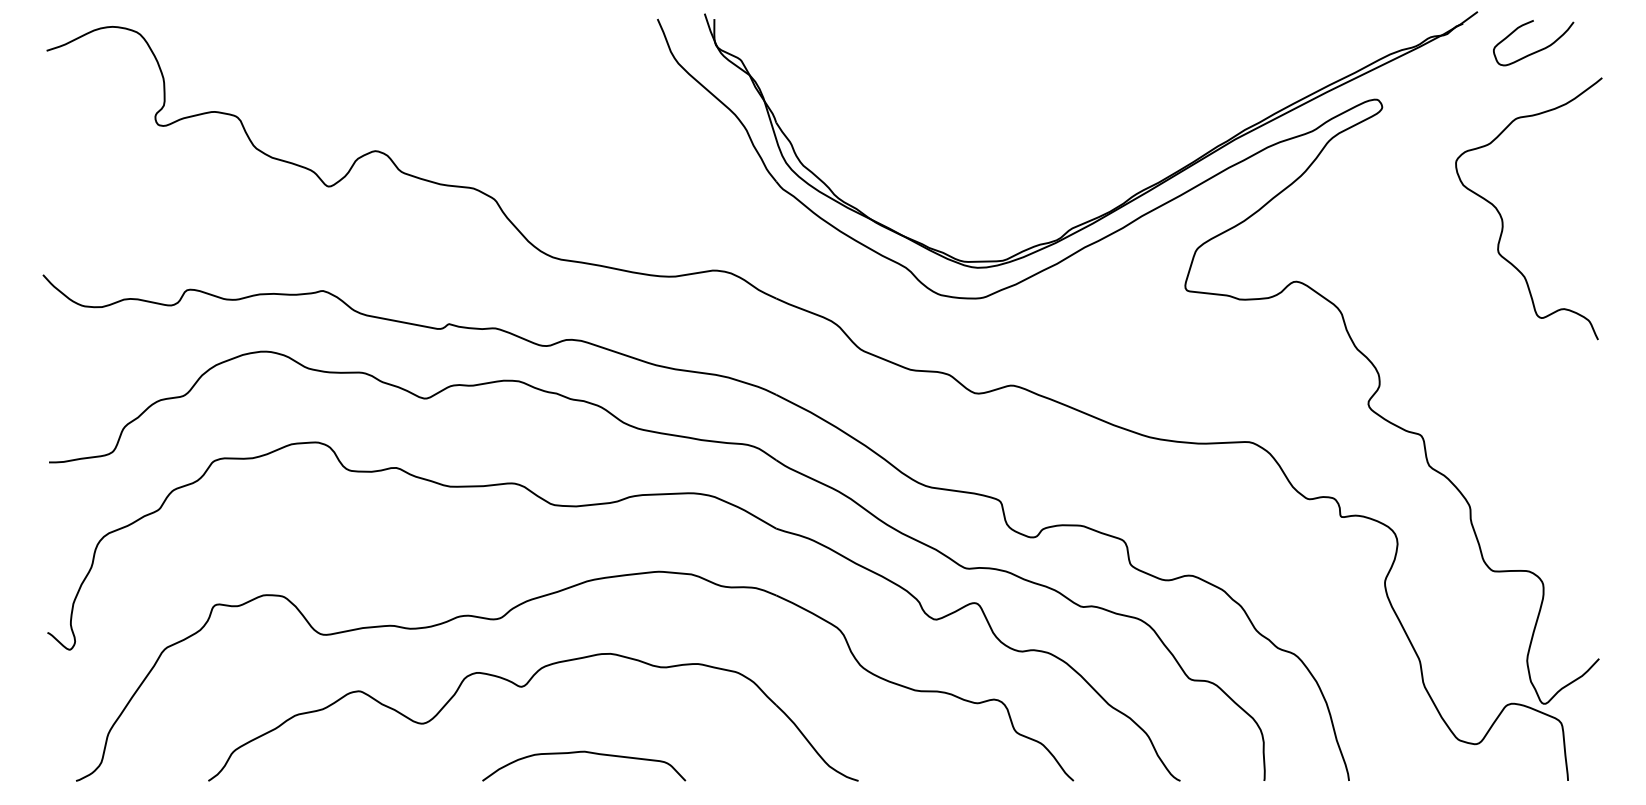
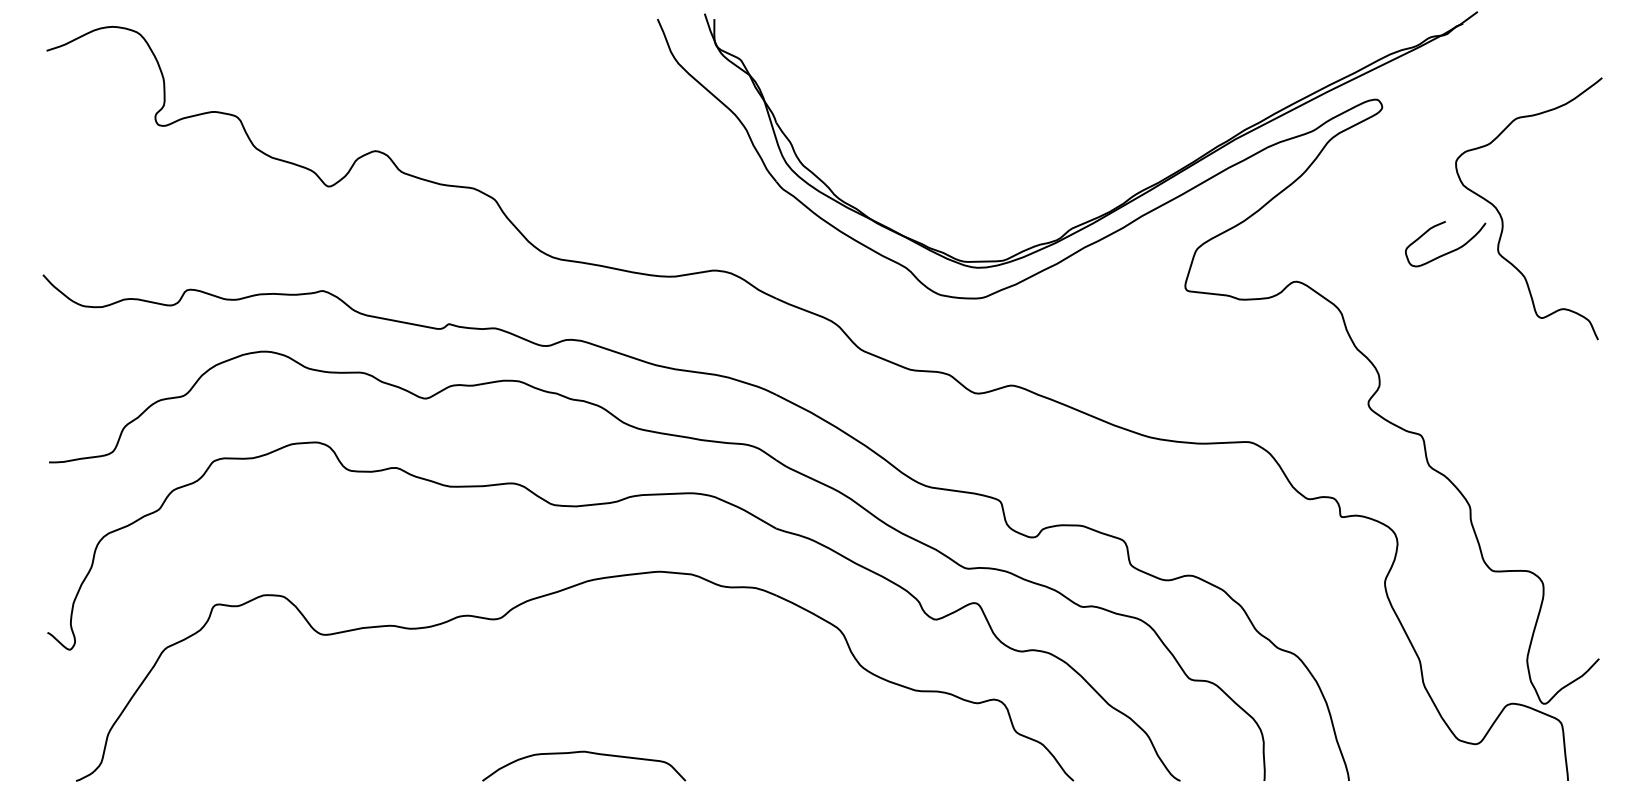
curve position: (1537, 50) -> (1449, 251) (1449, 251)
part: present -> none (523, 687)
